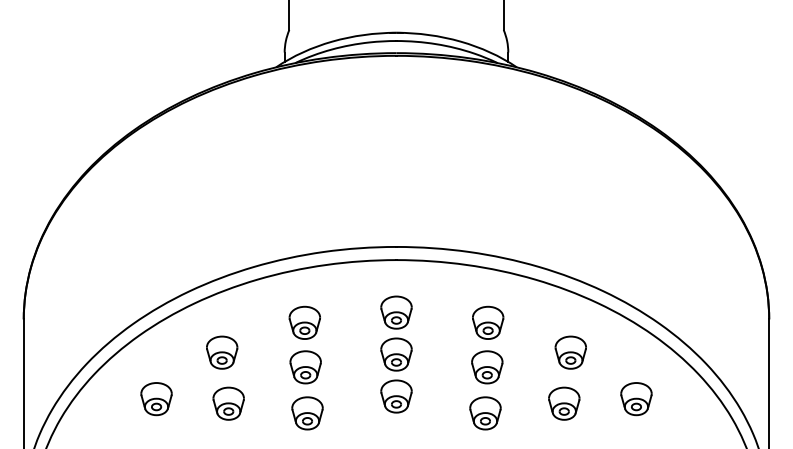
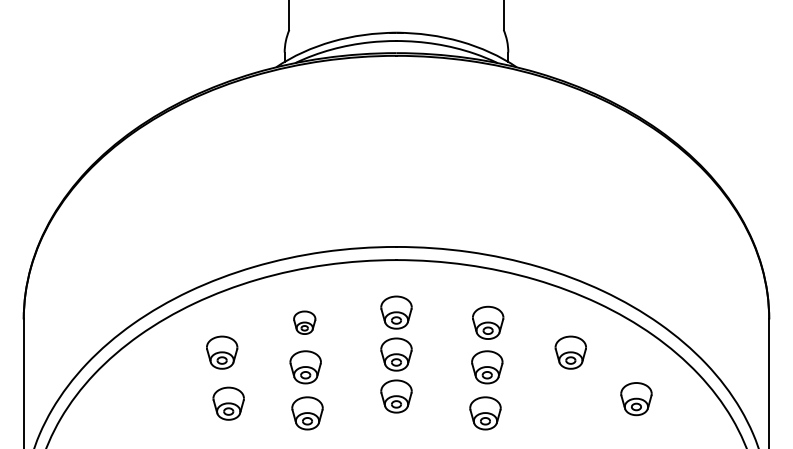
part size: 33x35 px -> 24x25 px (304, 322)
part: present -> none (156, 399)
part: present -> none (564, 403)
